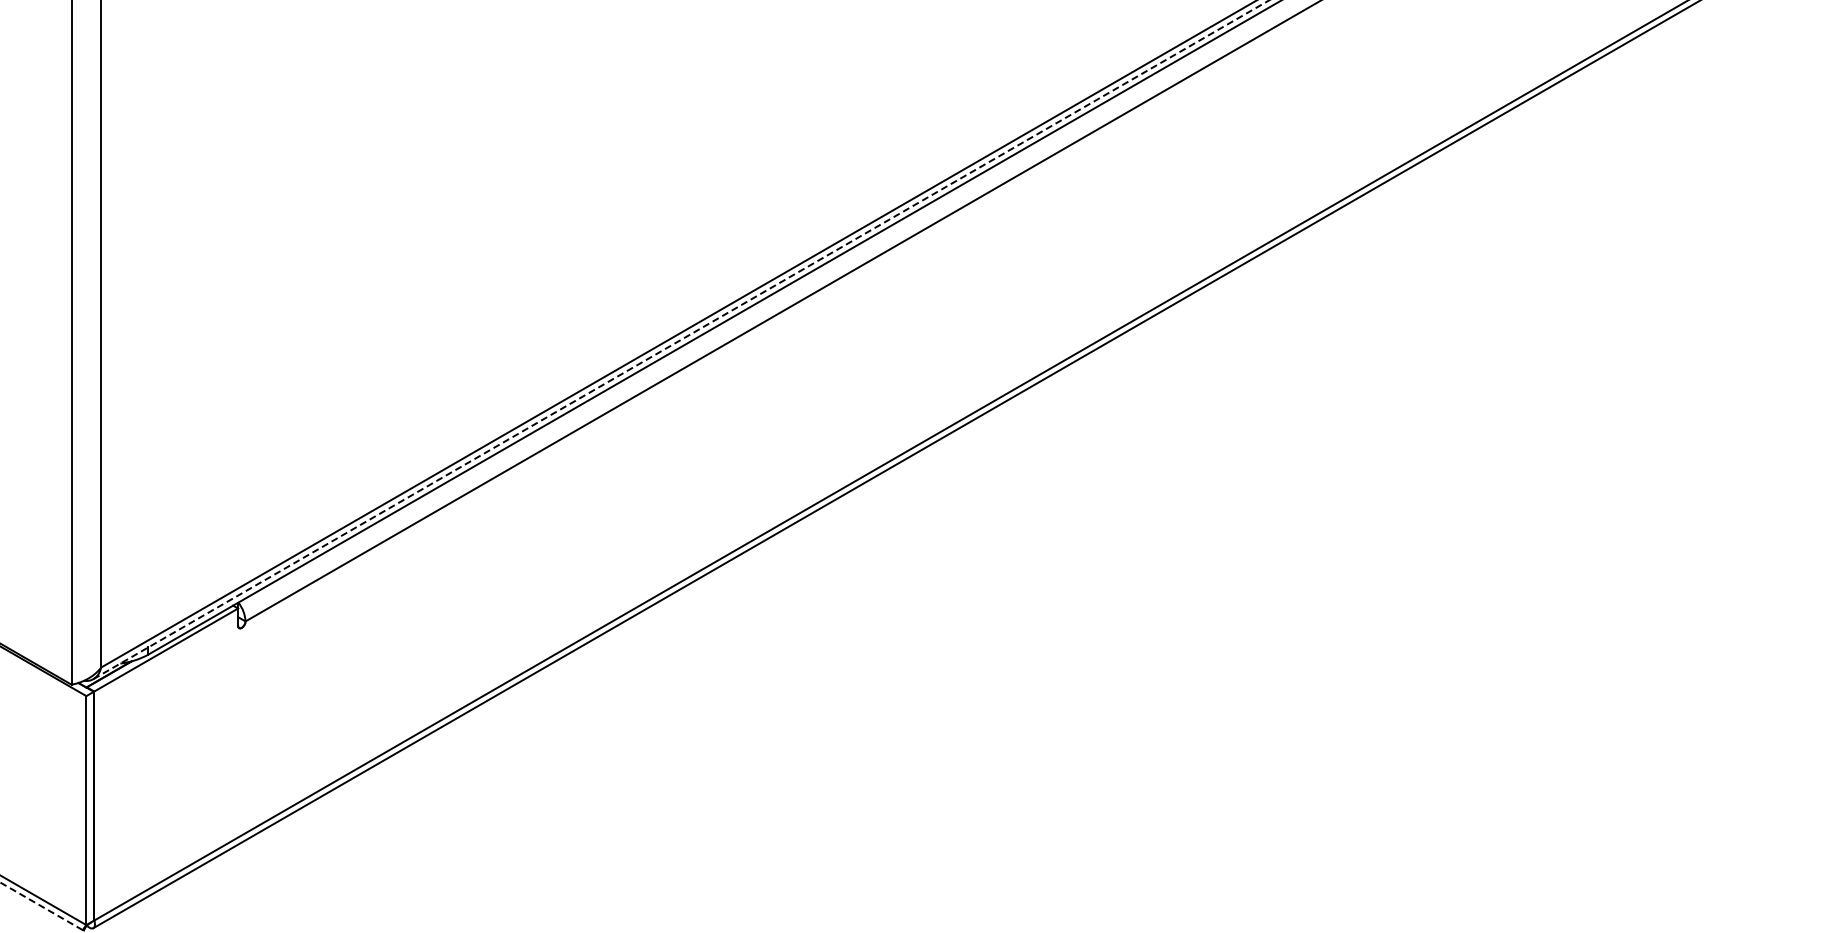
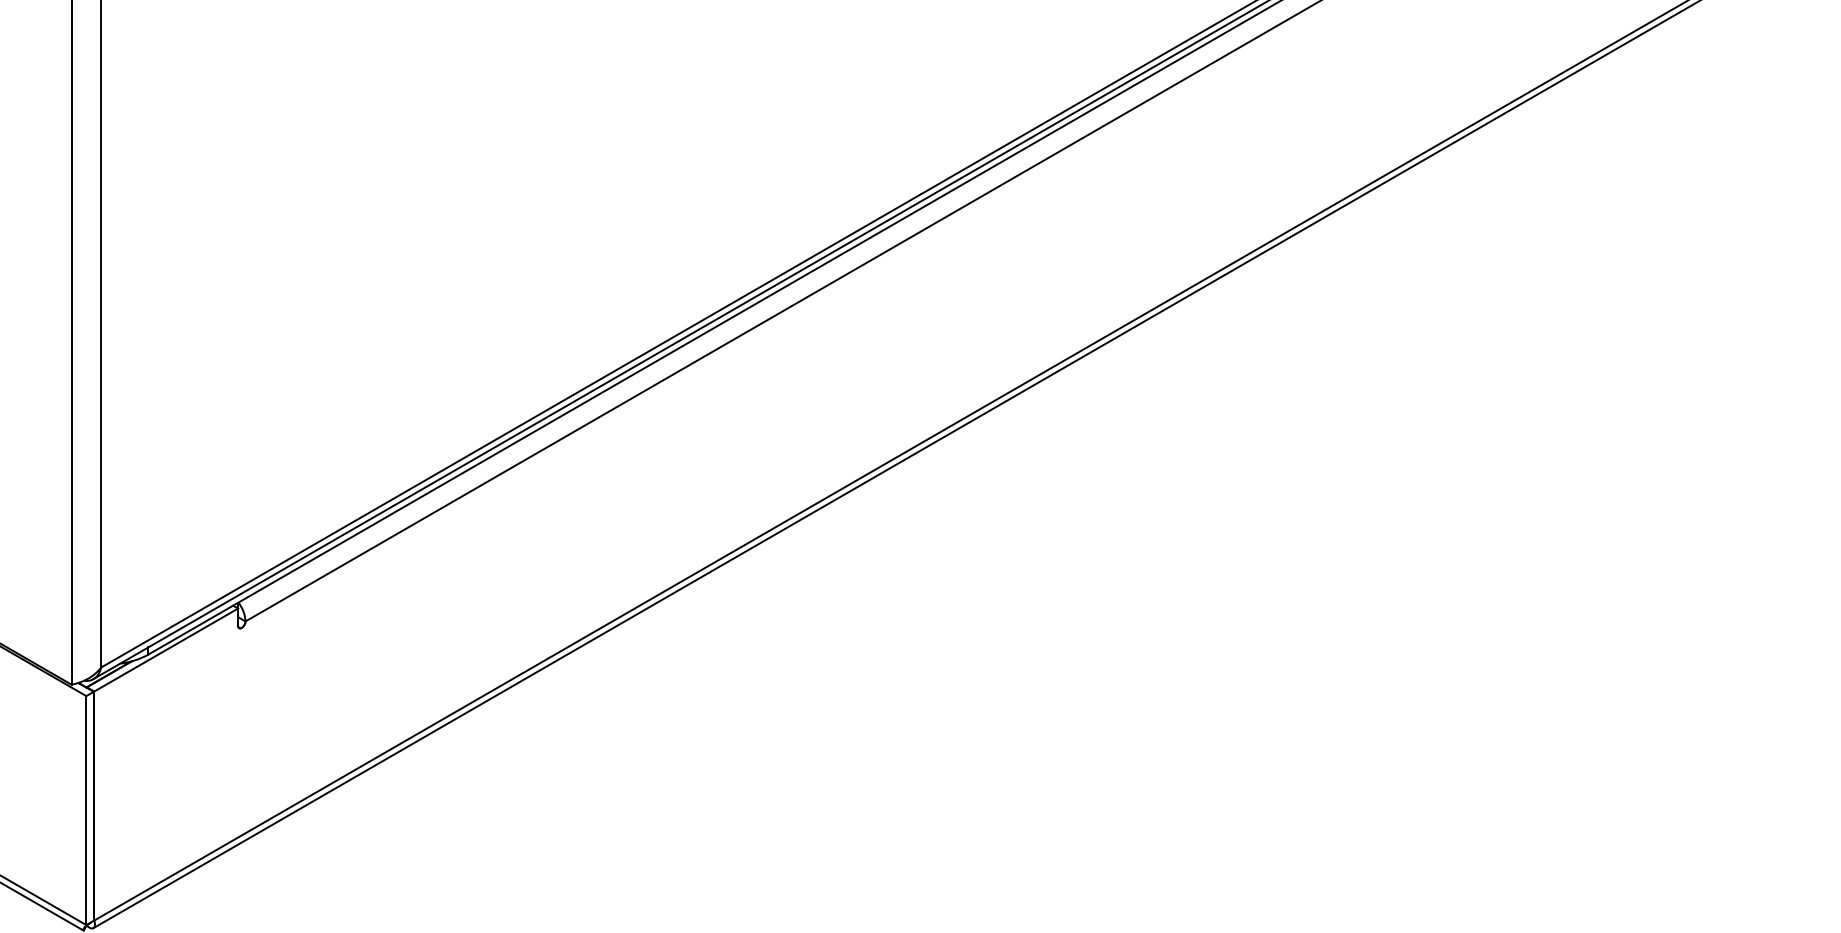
line: dashed -> solid (681, 339)
line: dashed -> solid (41, 906)
